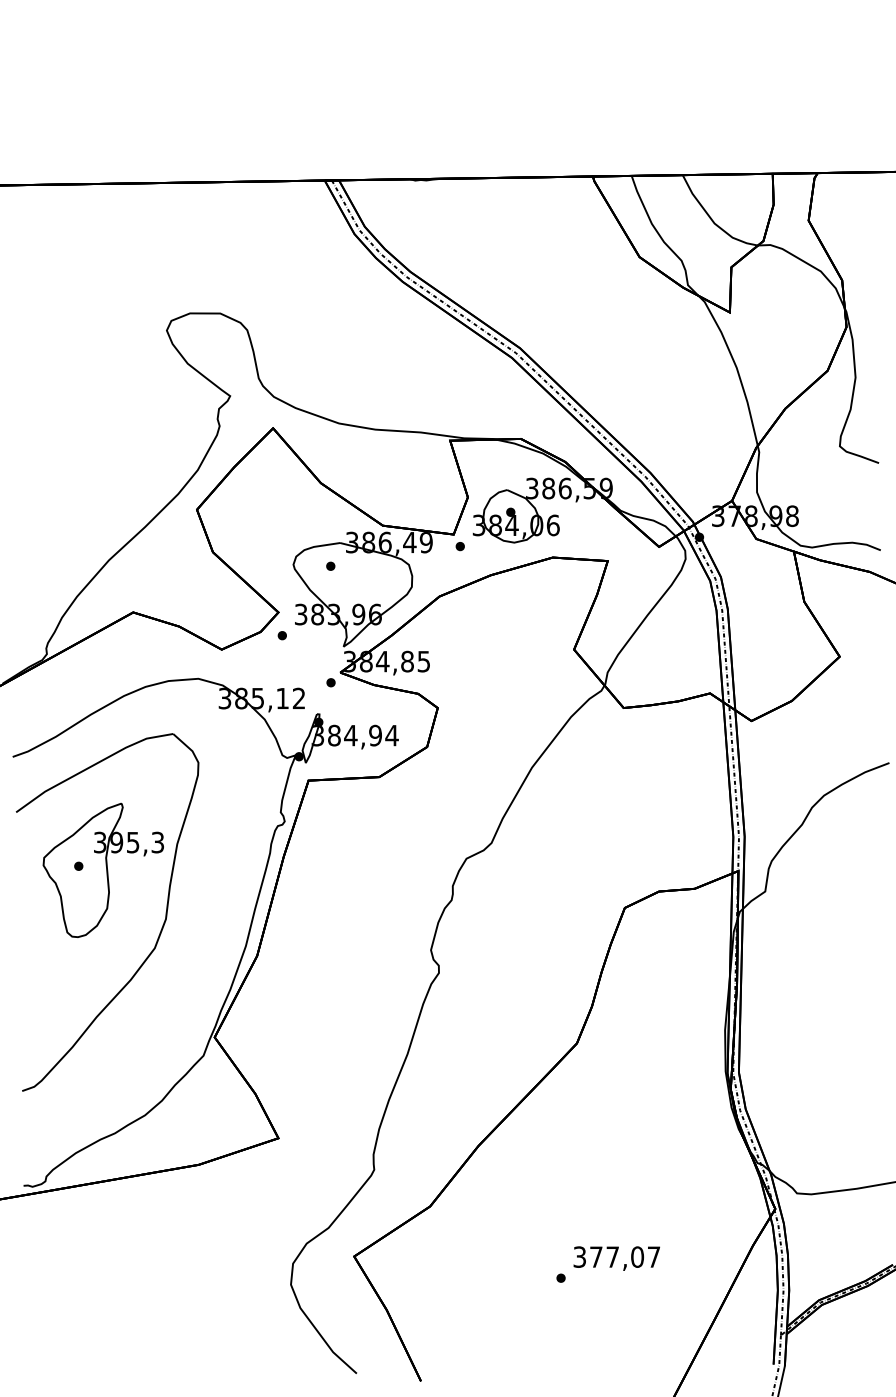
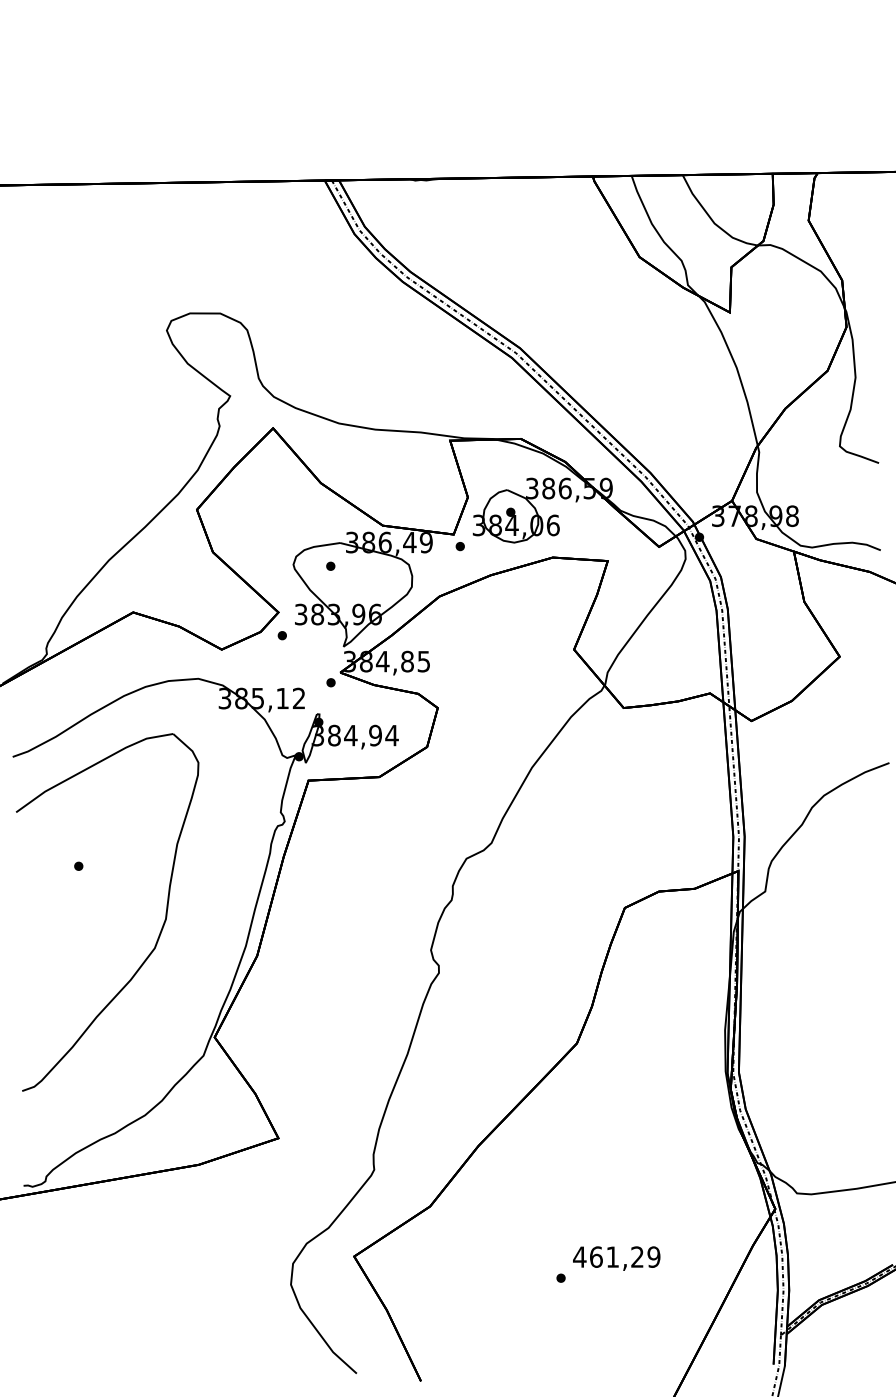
part: present -> none (102, 869)
text: 377,07 -> 461,29 (616, 1256)
